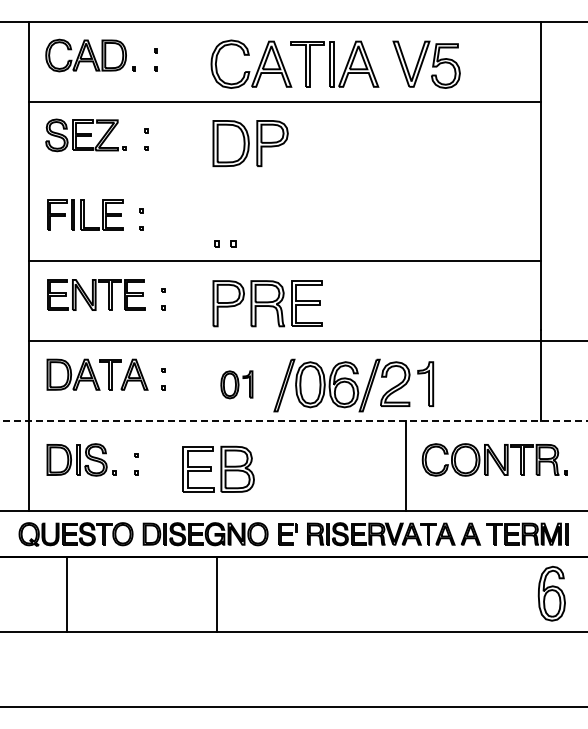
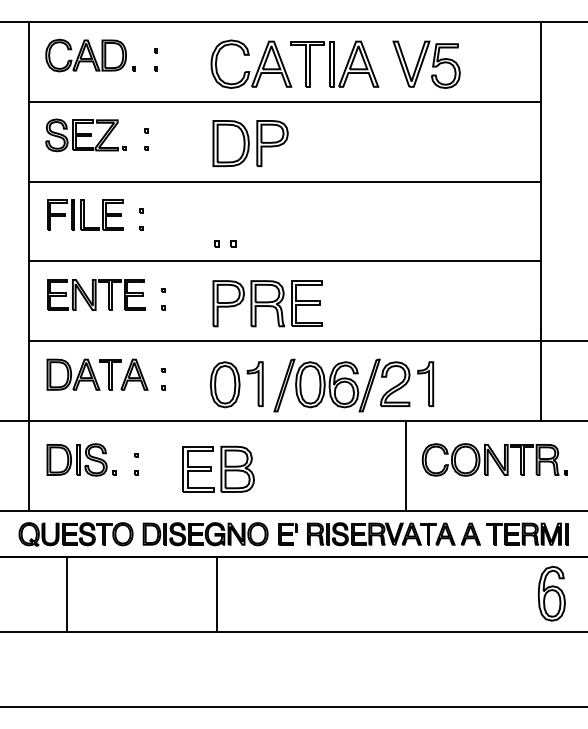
line: none -> present (285, 181)
part size: 34x30 px -> 54x48 px (236, 384)
line: dashed -> solid (294, 420)
